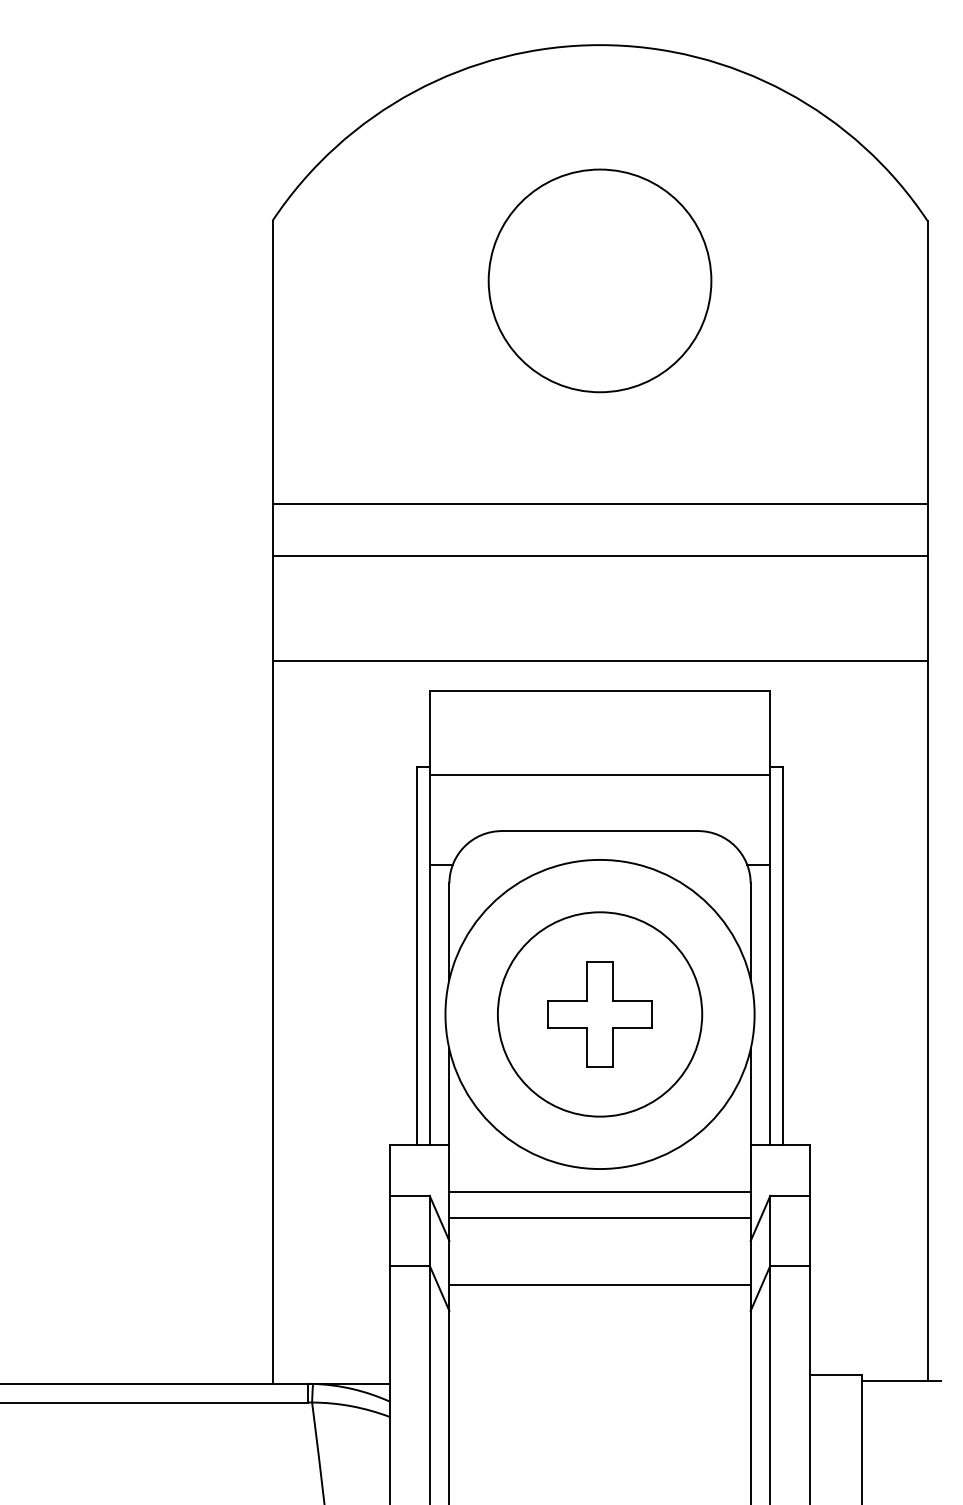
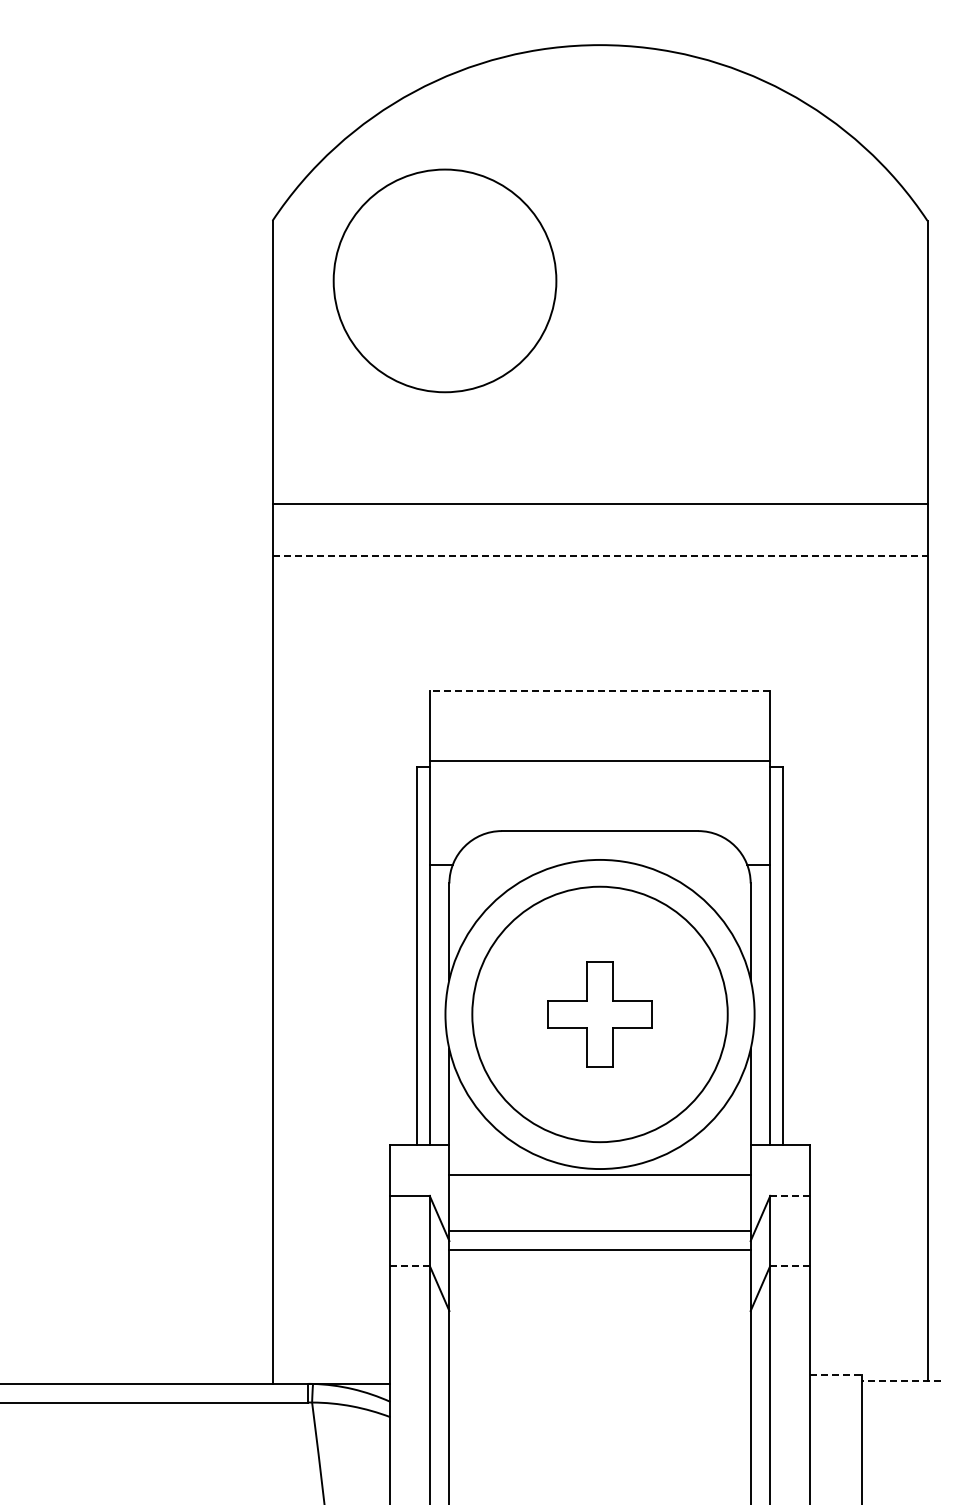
circle position: (599, 280) -> (444, 280) (444, 280)
line: solid -> dashed (600, 556)
line: present -> none (599, 660)
line: solid -> dashed (599, 691)
line position: (599, 774) -> (599, 760) (599, 760)
circle diameter: 204 px -> 255 px (599, 1014)
line position: (599, 1192) -> (599, 1175) (599, 1175)
line: solid -> dashed (789, 1195)
line position: (599, 1218) -> (599, 1231) (599, 1231)
line: solid -> dashed (410, 1265)
line: solid -> dashed (789, 1265)
line position: (599, 1285) -> (599, 1250) (599, 1250)
line: solid -> dashed (836, 1374)
line: solid -> dashed (900, 1381)
